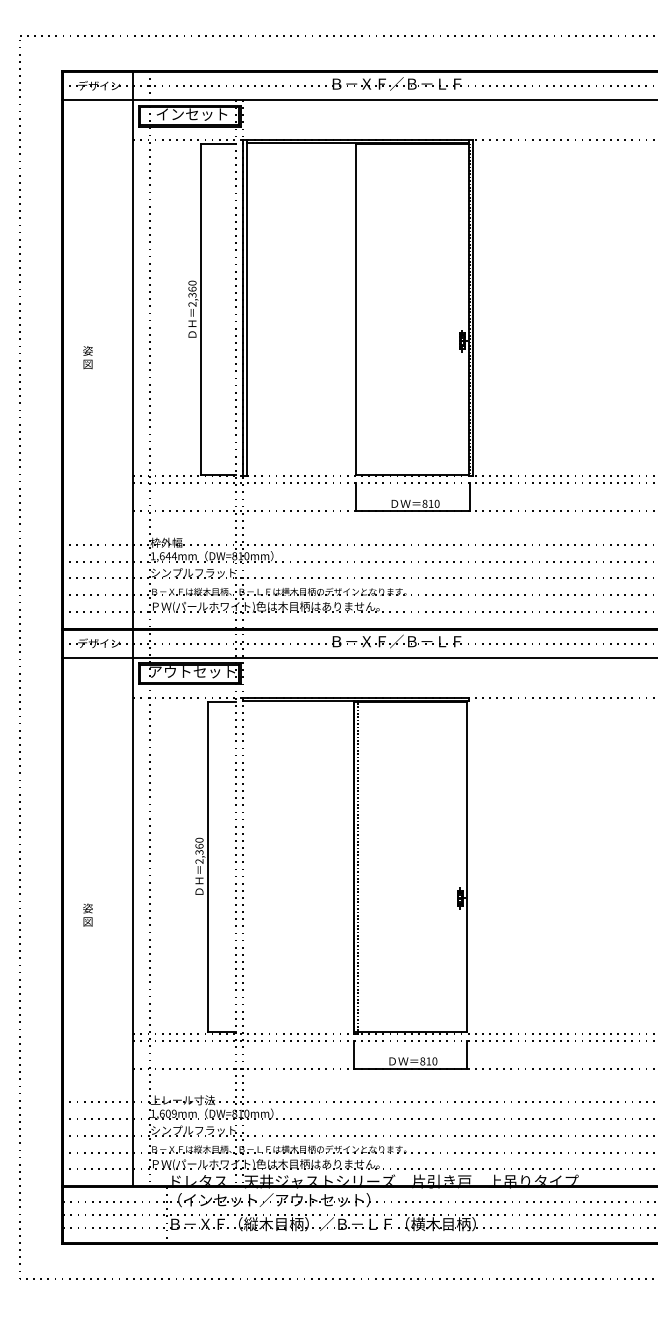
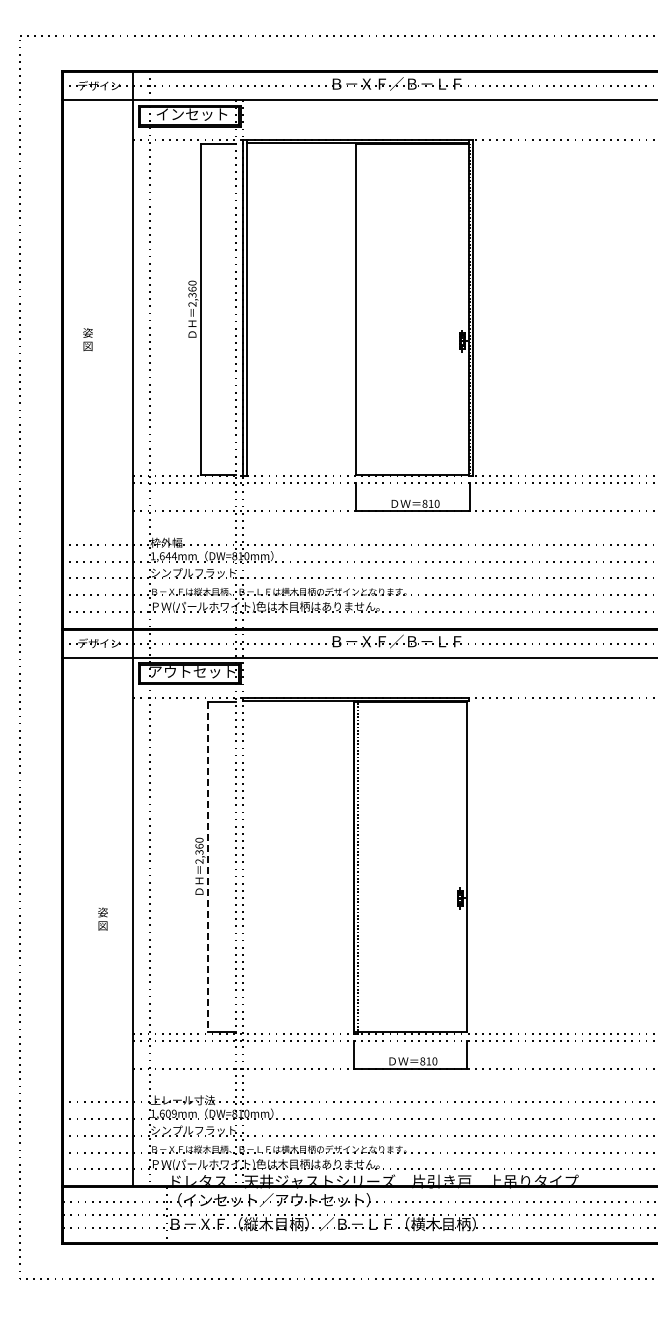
text position: (87, 357) -> (87, 339) (87, 339)
line: solid -> dashed (208, 867)
text position: (87, 914) -> (102, 918) (102, 918)
